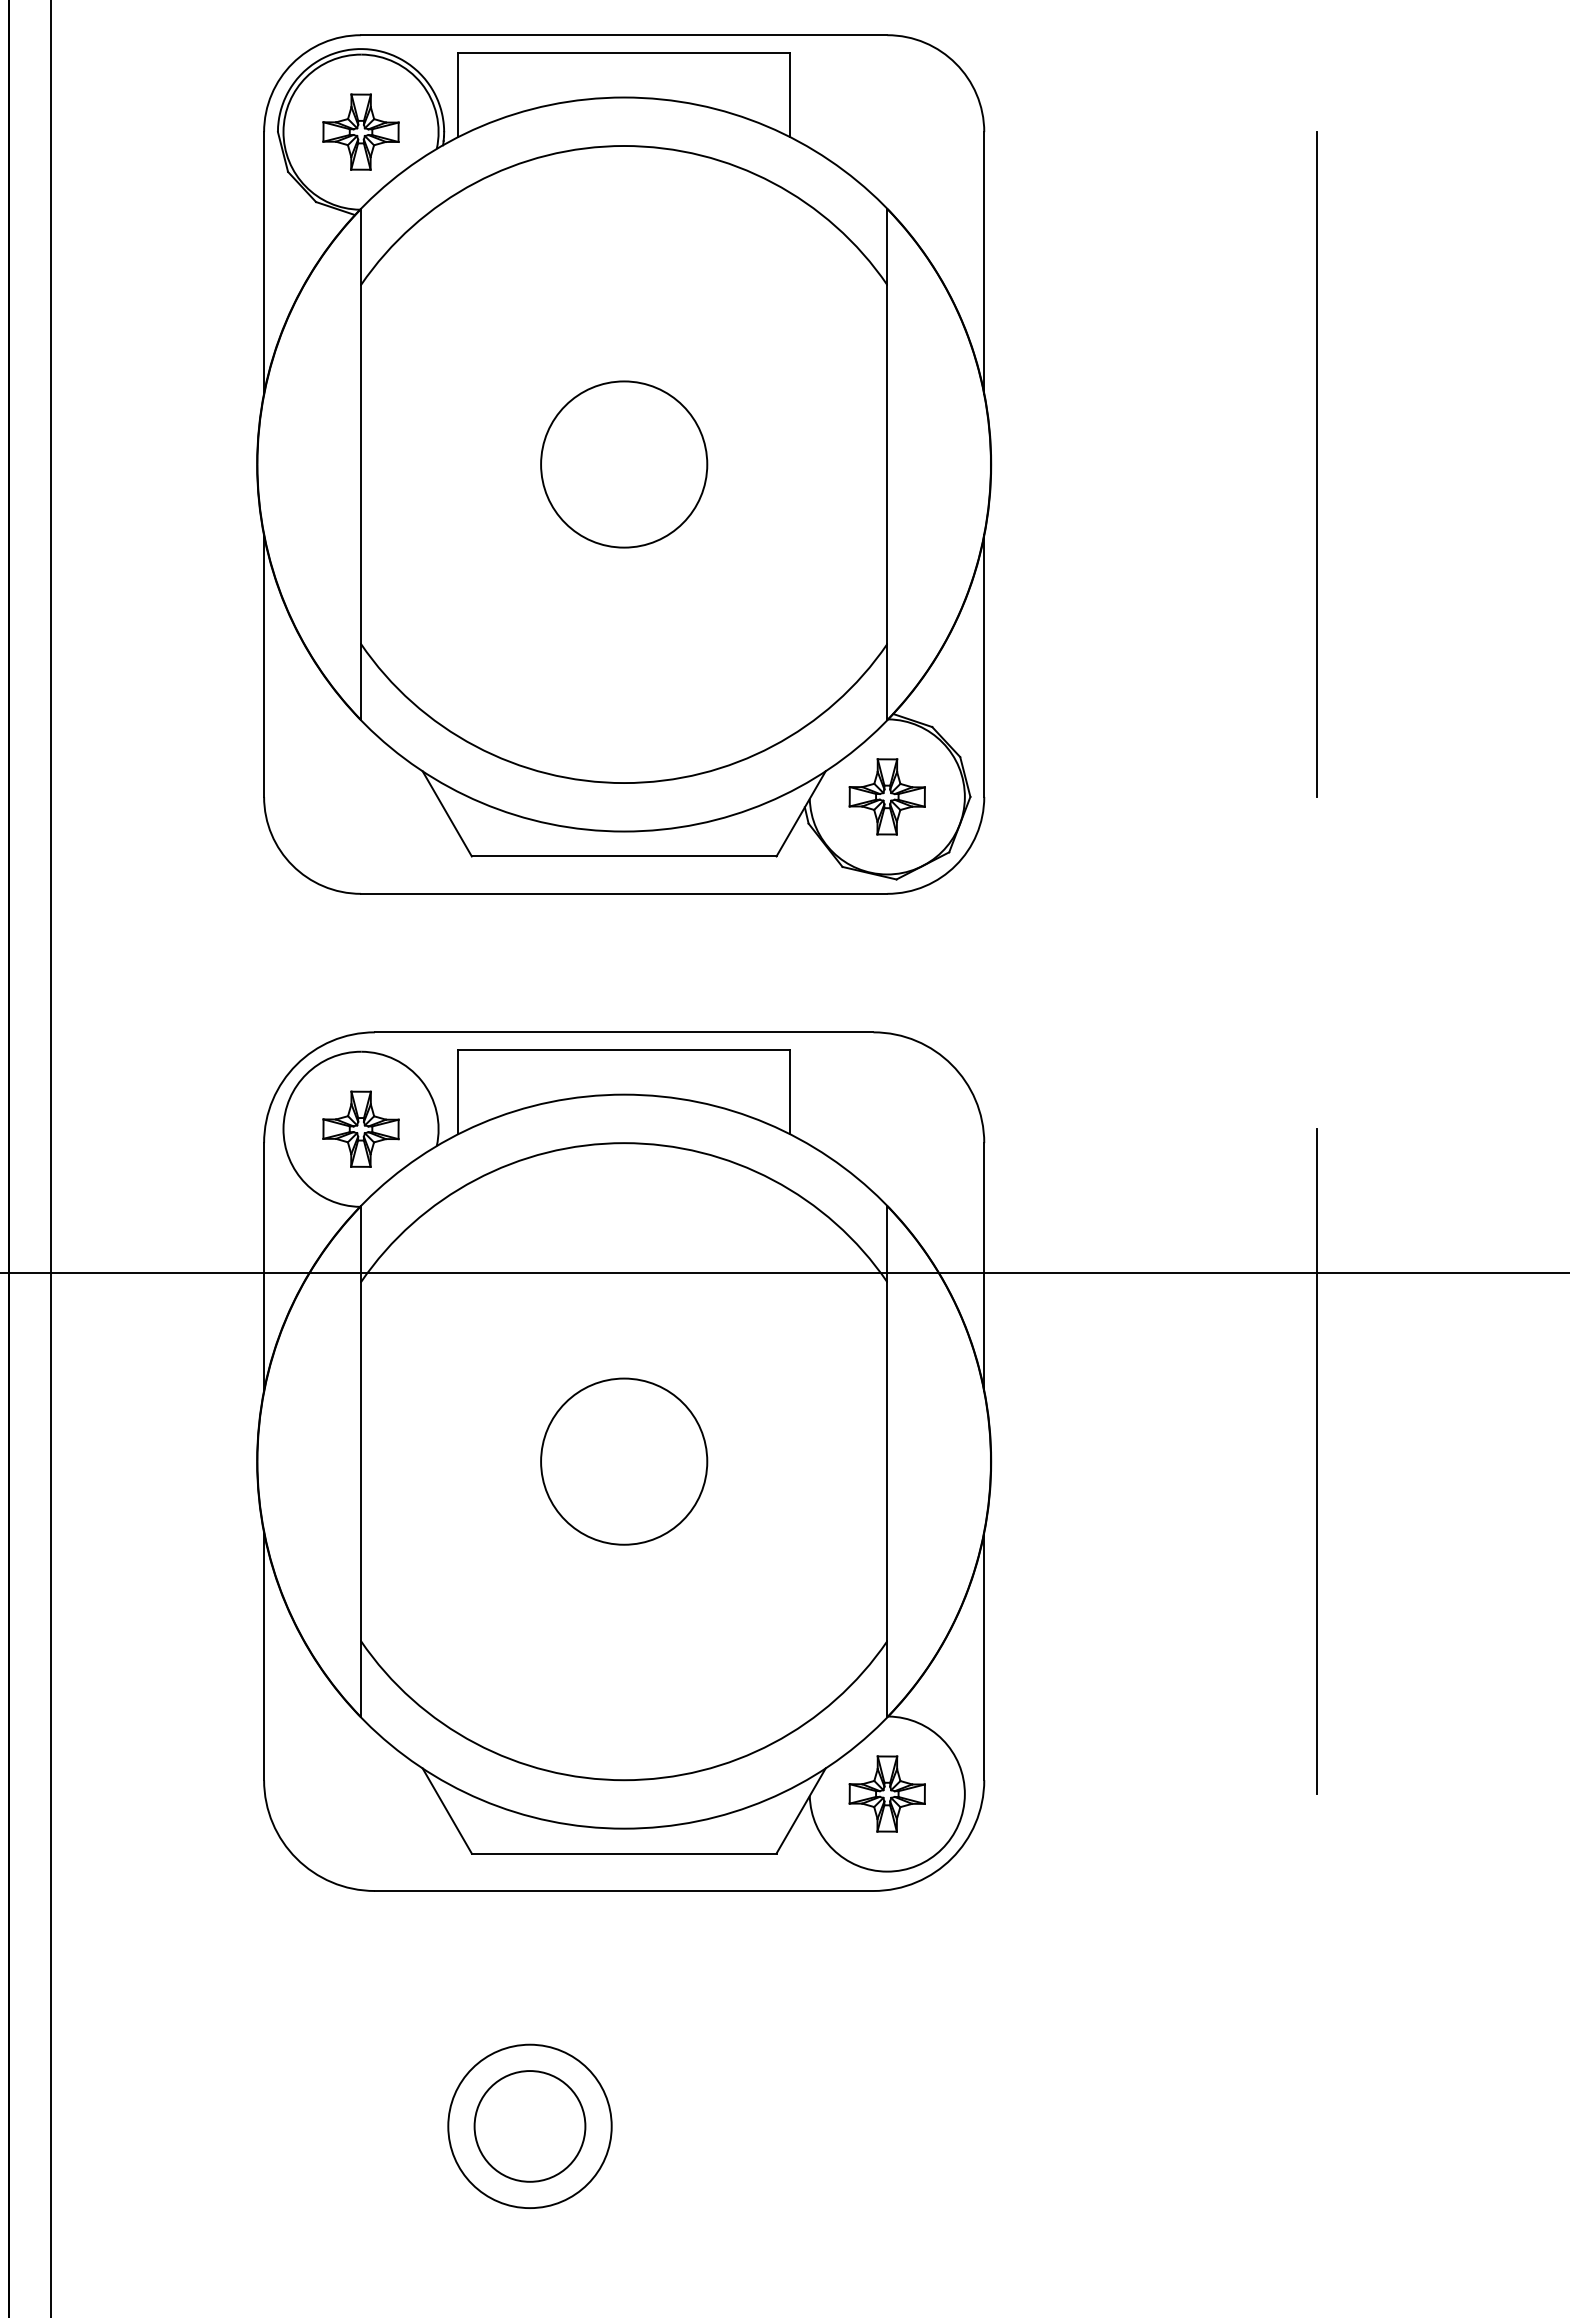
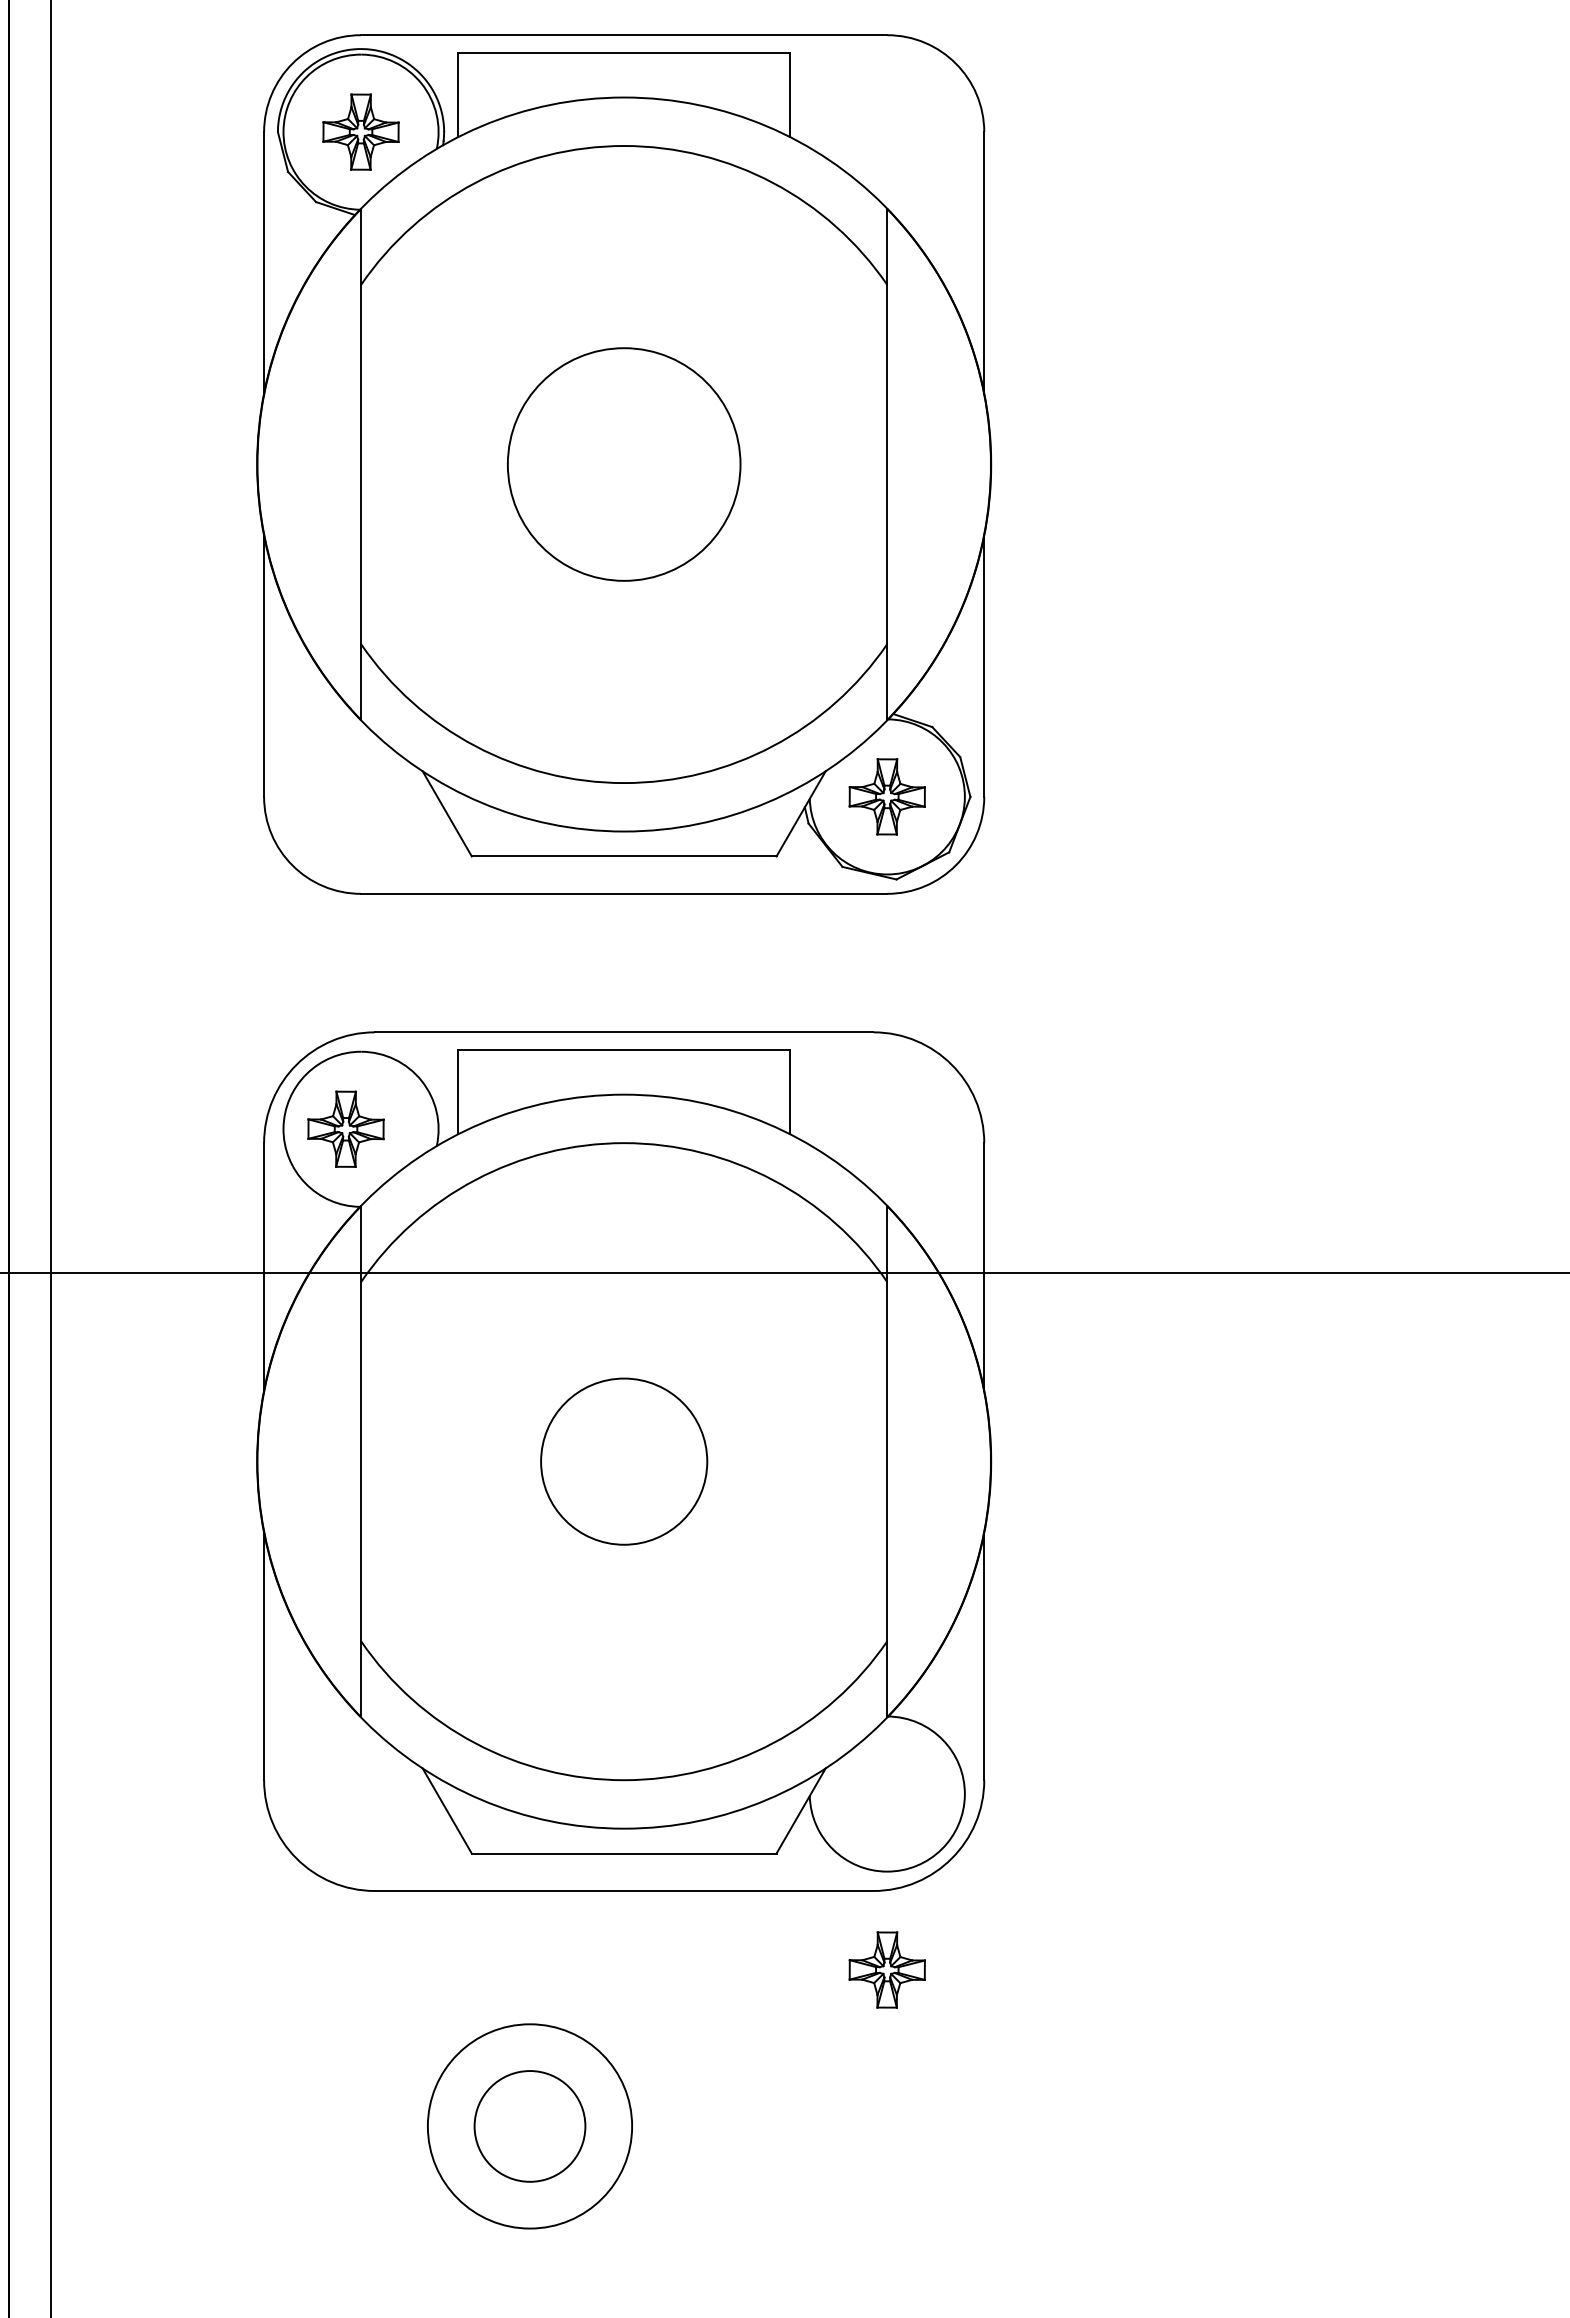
circle diameter: 166 px -> 233 px (623, 464)
line: present -> none (1316, 464)
part position: (360, 1128) -> (345, 1128) (345, 1128)
line: present -> none (1316, 1461)
part position: (886, 1793) -> (886, 1969) (886, 1969)
circle diameter: 163 px -> 204 px (529, 2126)
